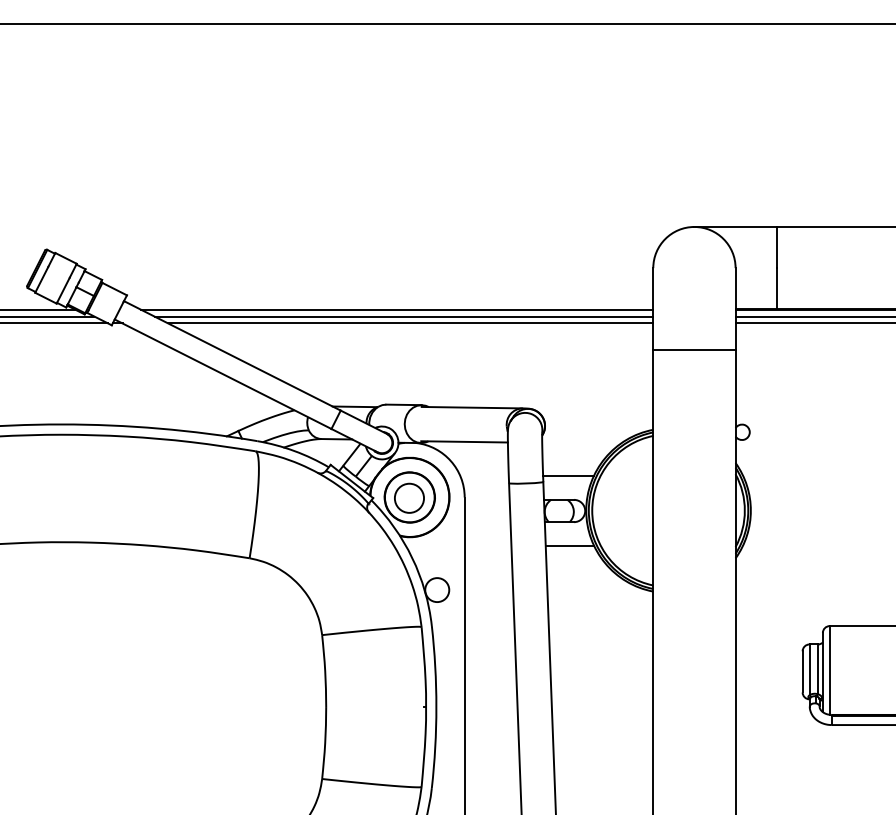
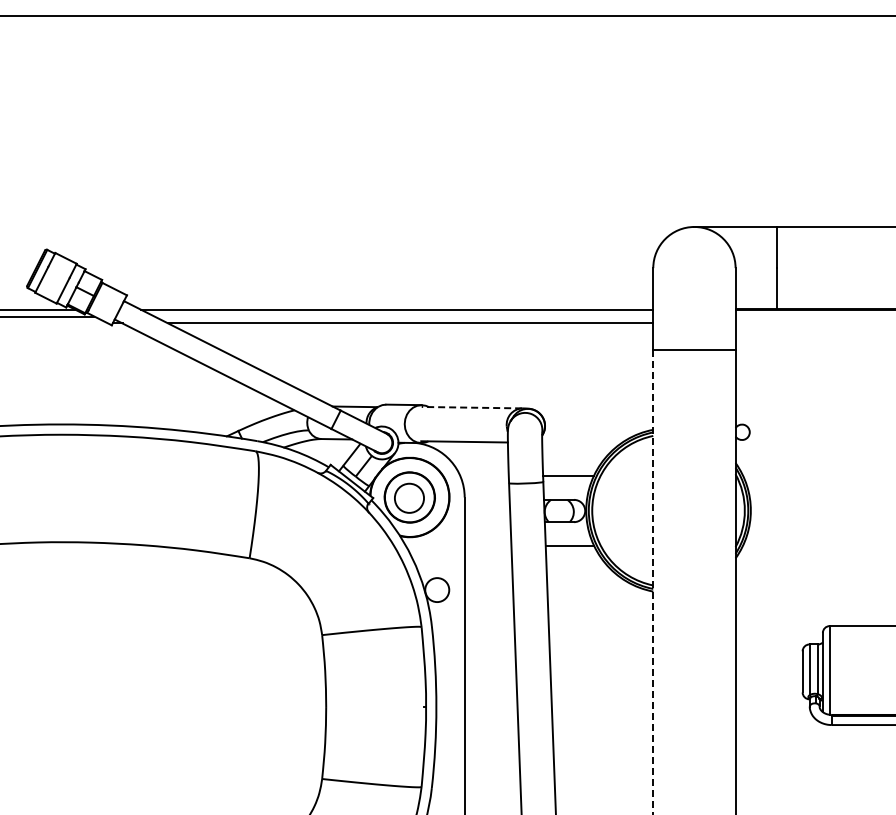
line position: (447, 24) -> (447, 16) (447, 16)
line: present -> none (403, 316)
line: present -> none (813, 316)
line: present -> none (55, 323)
line: present -> none (813, 323)
line: solid -> dashed (471, 407)
line: solid -> dashed (653, 582)
